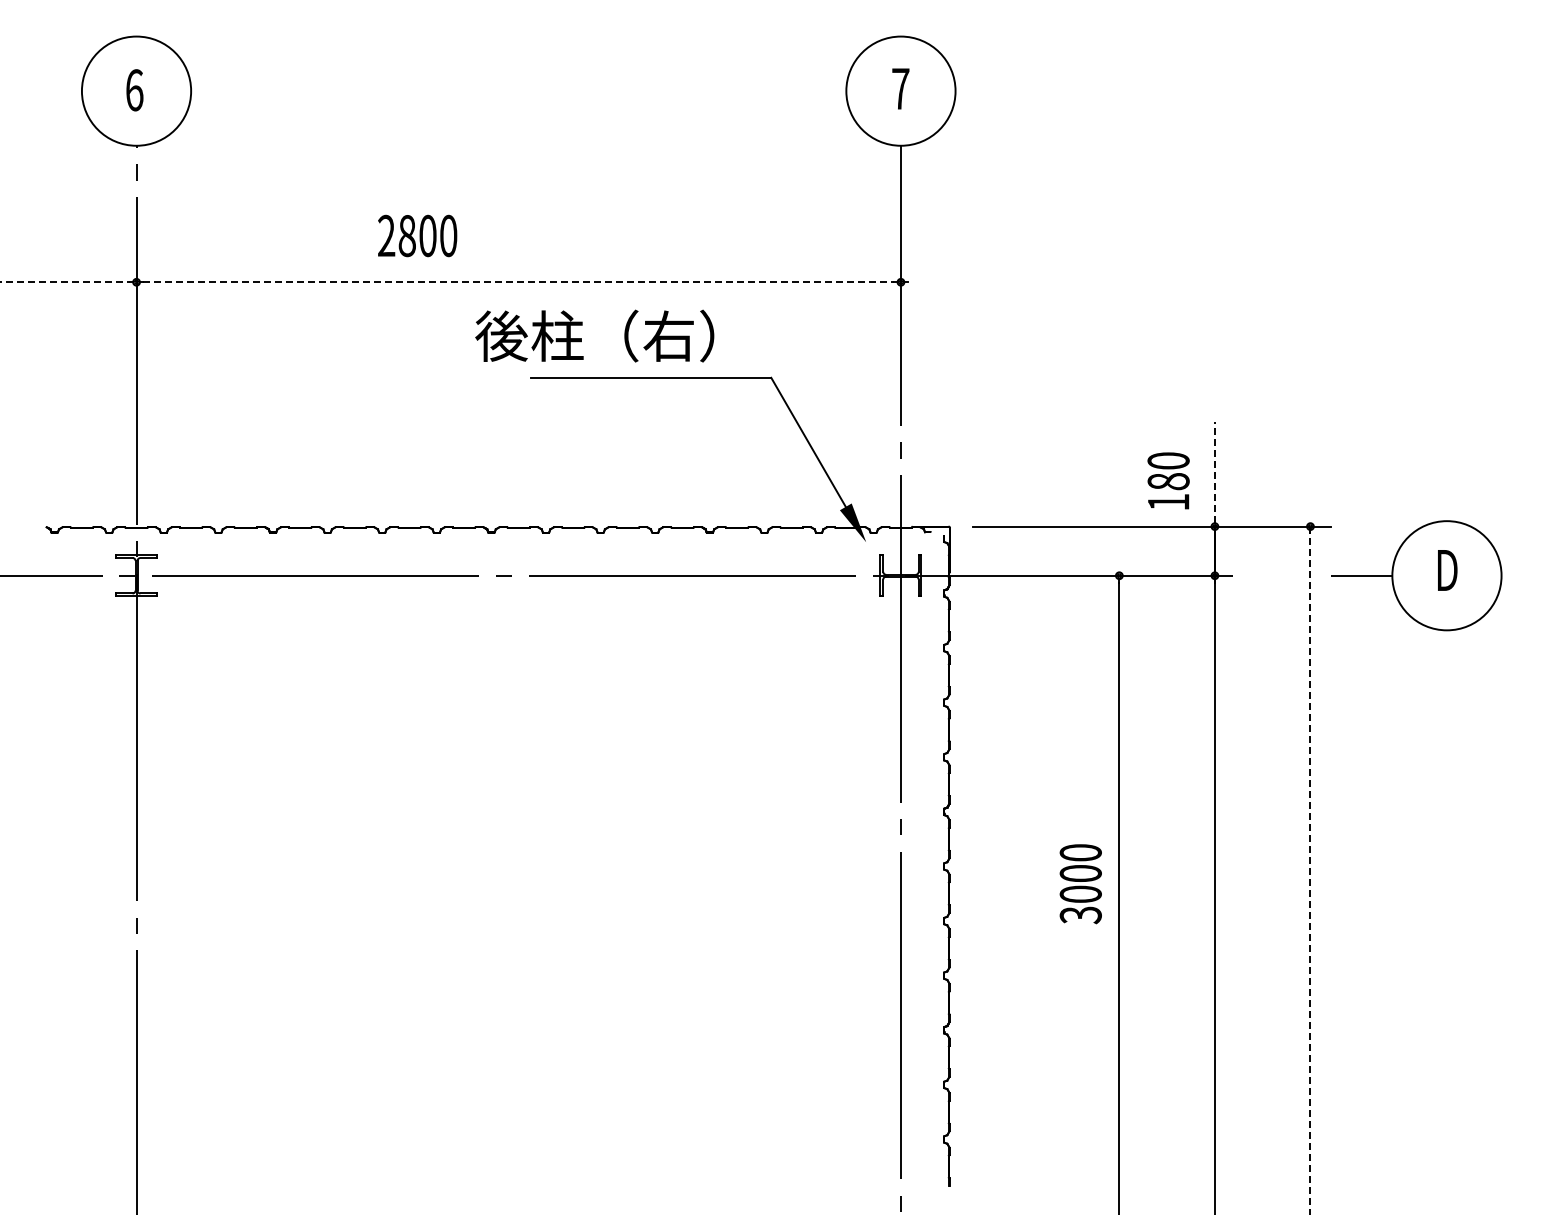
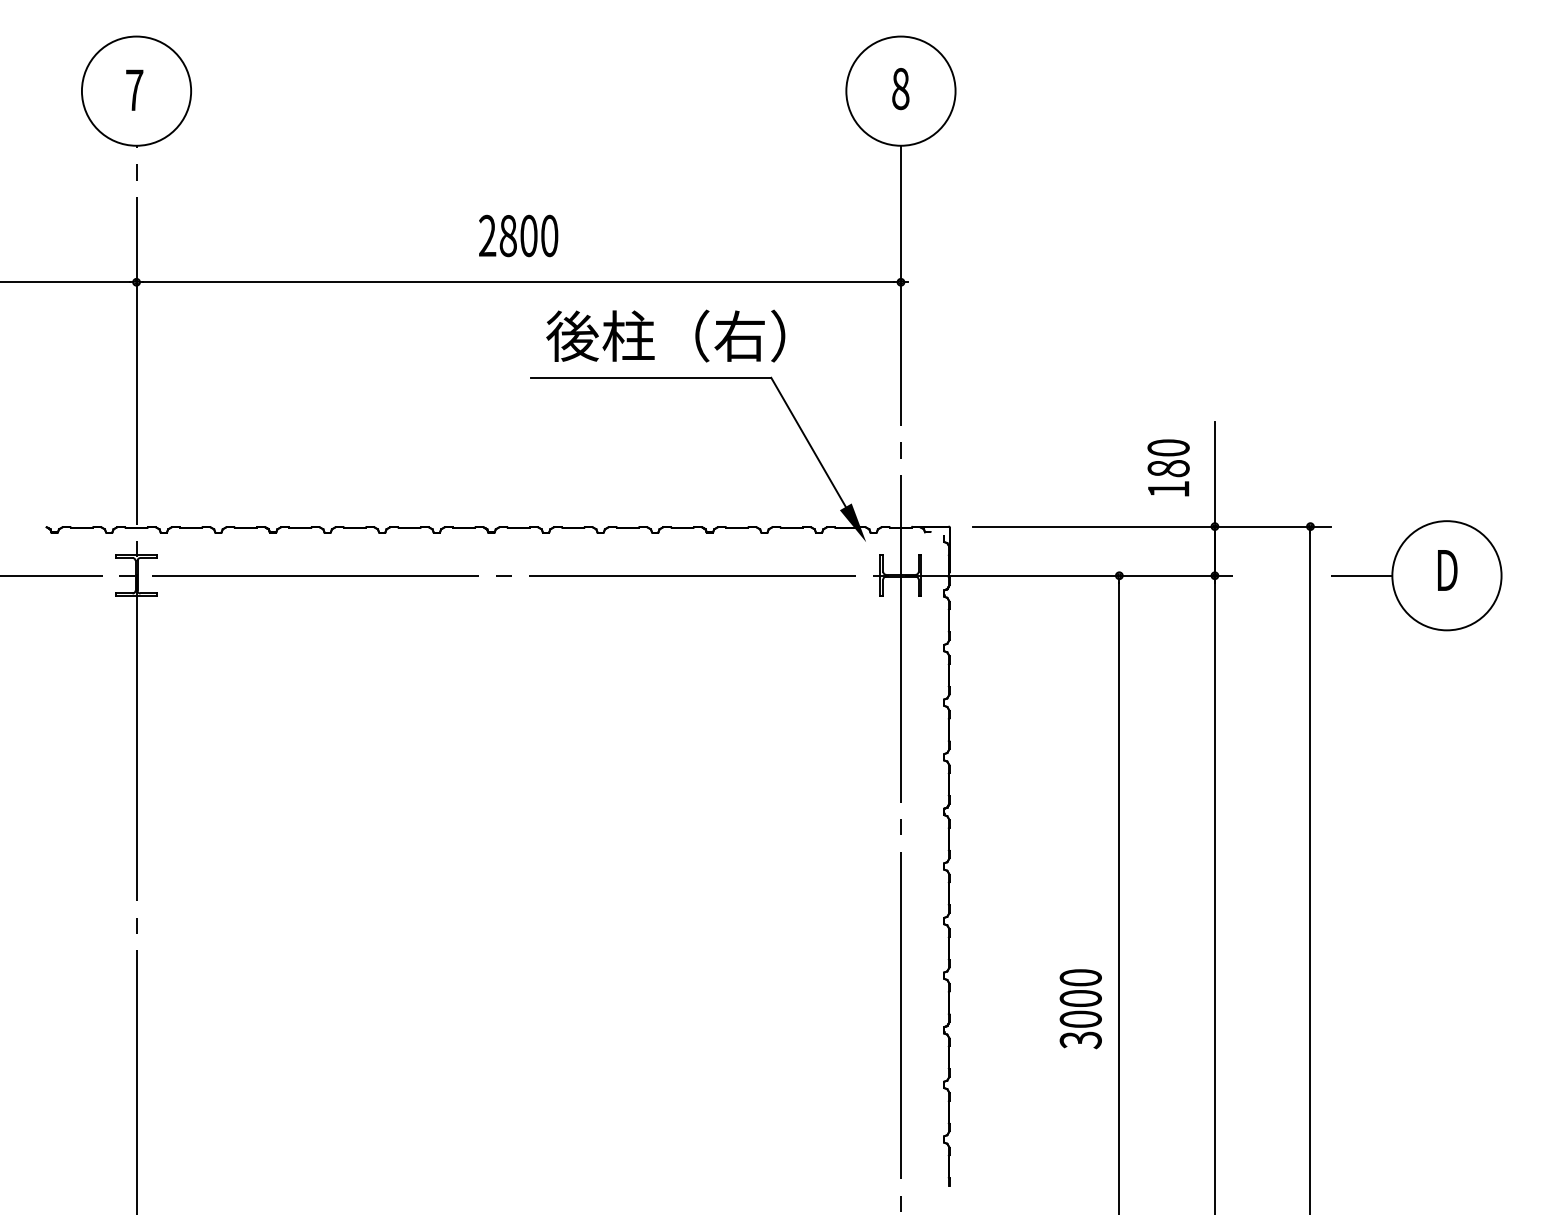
text: 7 -> 8 (900, 89)
text: 6 -> 7 (134, 90)
text position: (417, 235) -> (518, 235) (518, 235)
line: dashed -> solid (65, 282)
line: dashed -> solid (519, 282)
text position: (594, 335) -> (665, 335) (665, 335)
line: dashed -> solid (1214, 472)
text position: (1168, 480) -> (1168, 467) (1168, 467)
line: dashed -> solid (1310, 870)
text position: (1080, 884) -> (1080, 1009) (1080, 1009)
